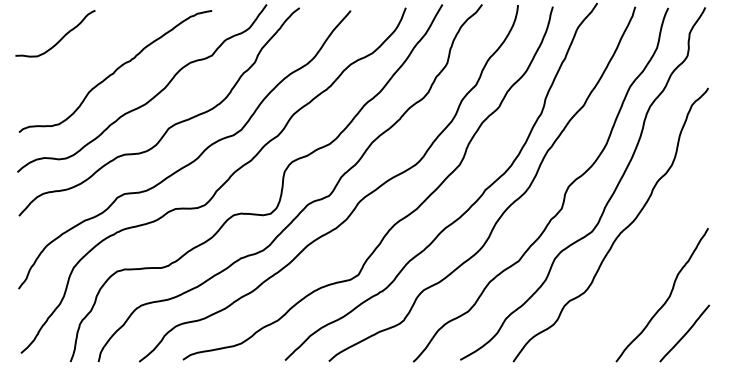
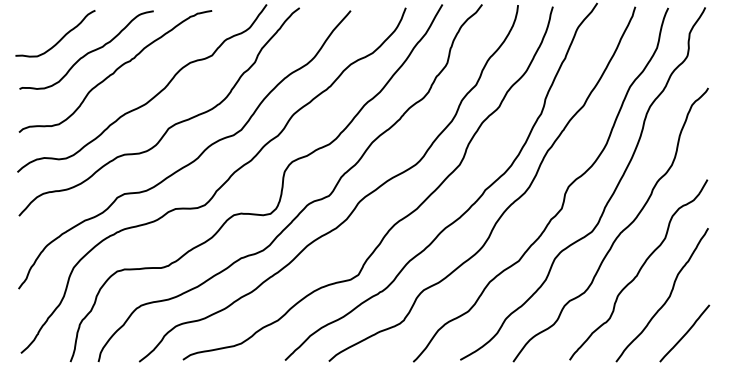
curve: none -> present (87, 52)
curve: none -> present (639, 269)
